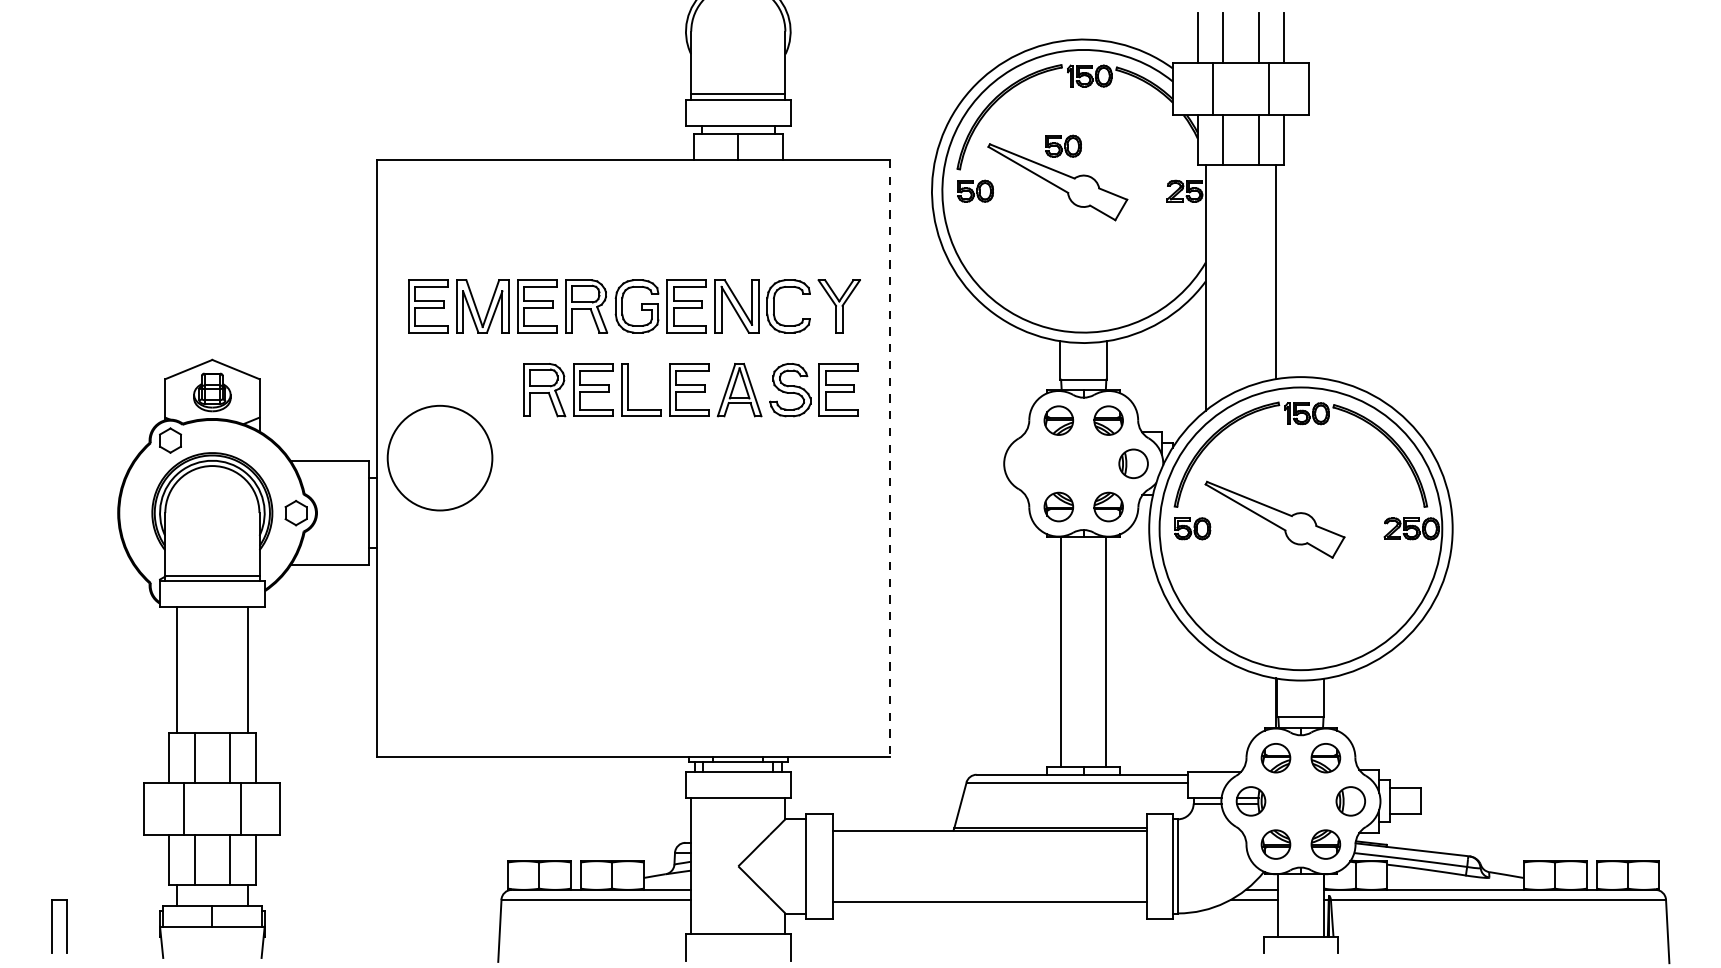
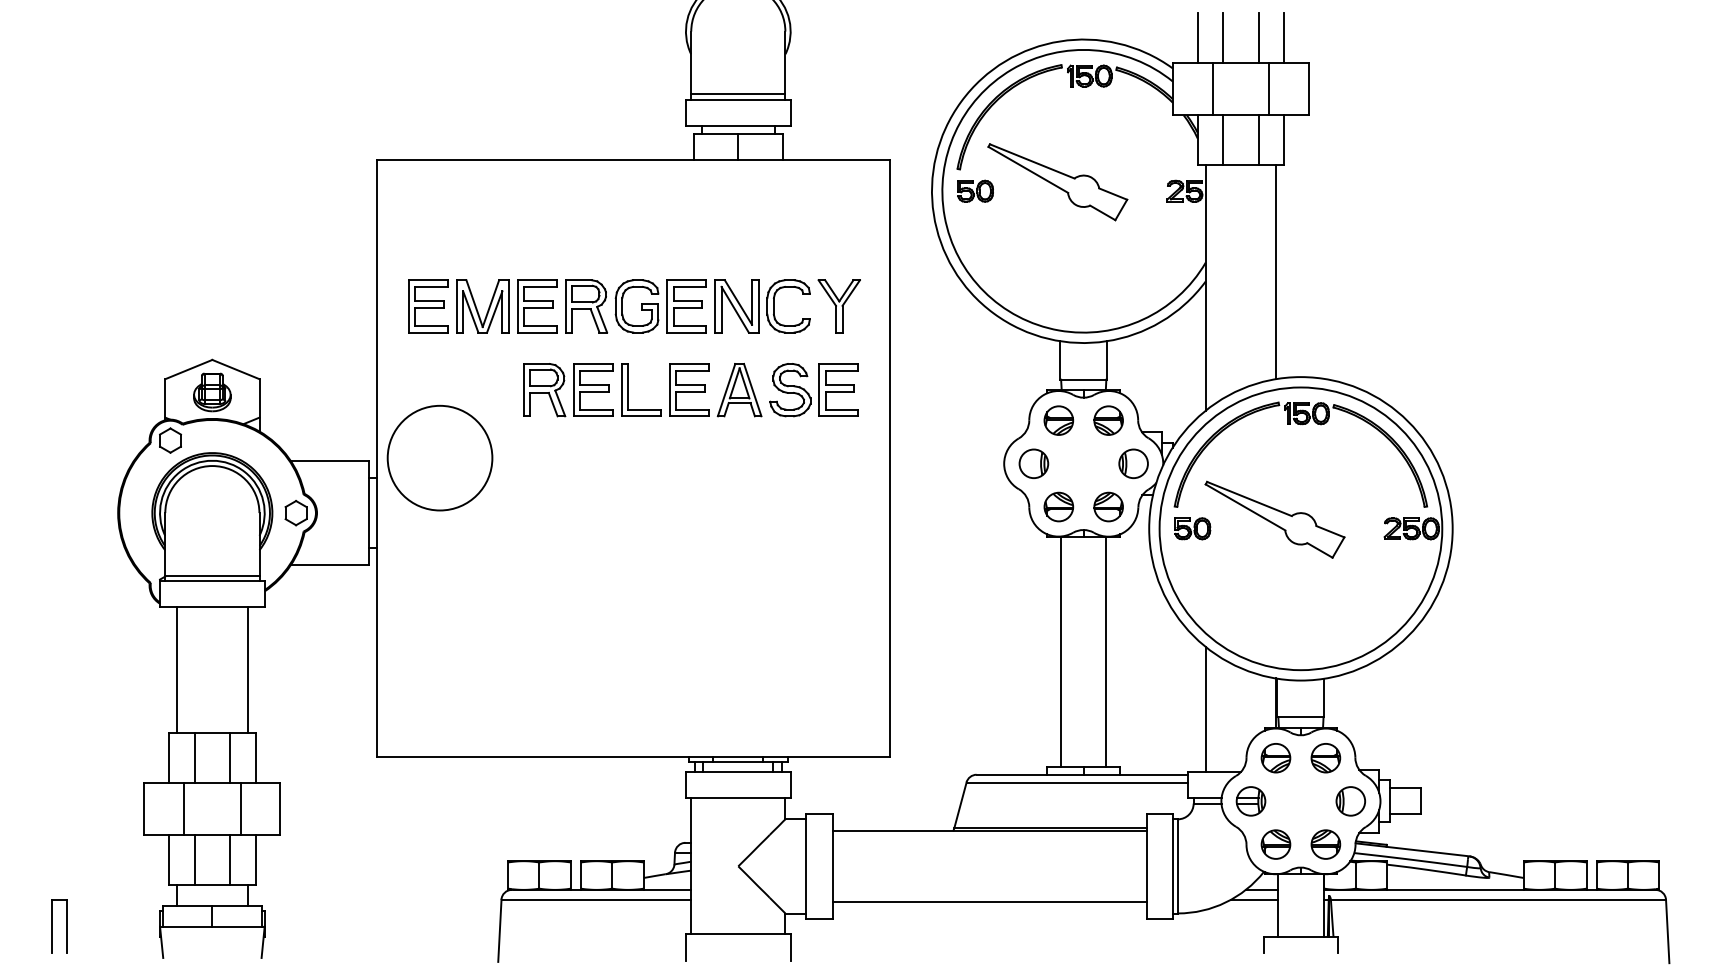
part: present -> none (1063, 145)
line: dashed -> solid (890, 458)
part: none -> present (1033, 463)
line: none -> present (1205, 709)
